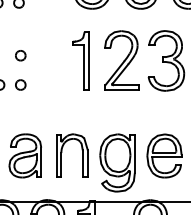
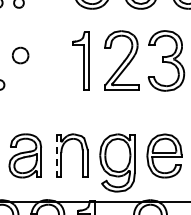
part size: 12x12 px -> 18x19 px (20, 55)
part: present -> none (20, 84)
line: solid -> dashed (56, 155)
